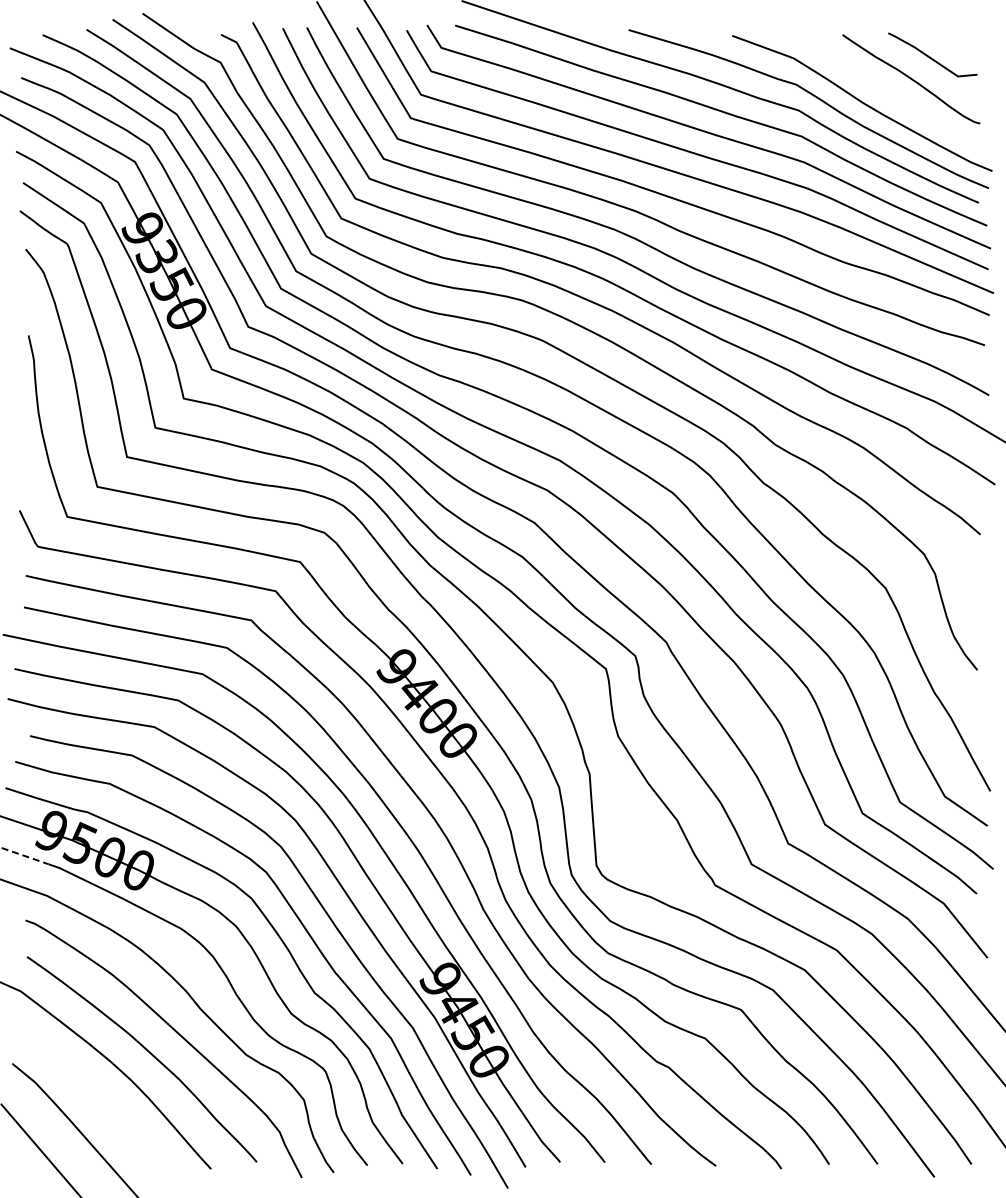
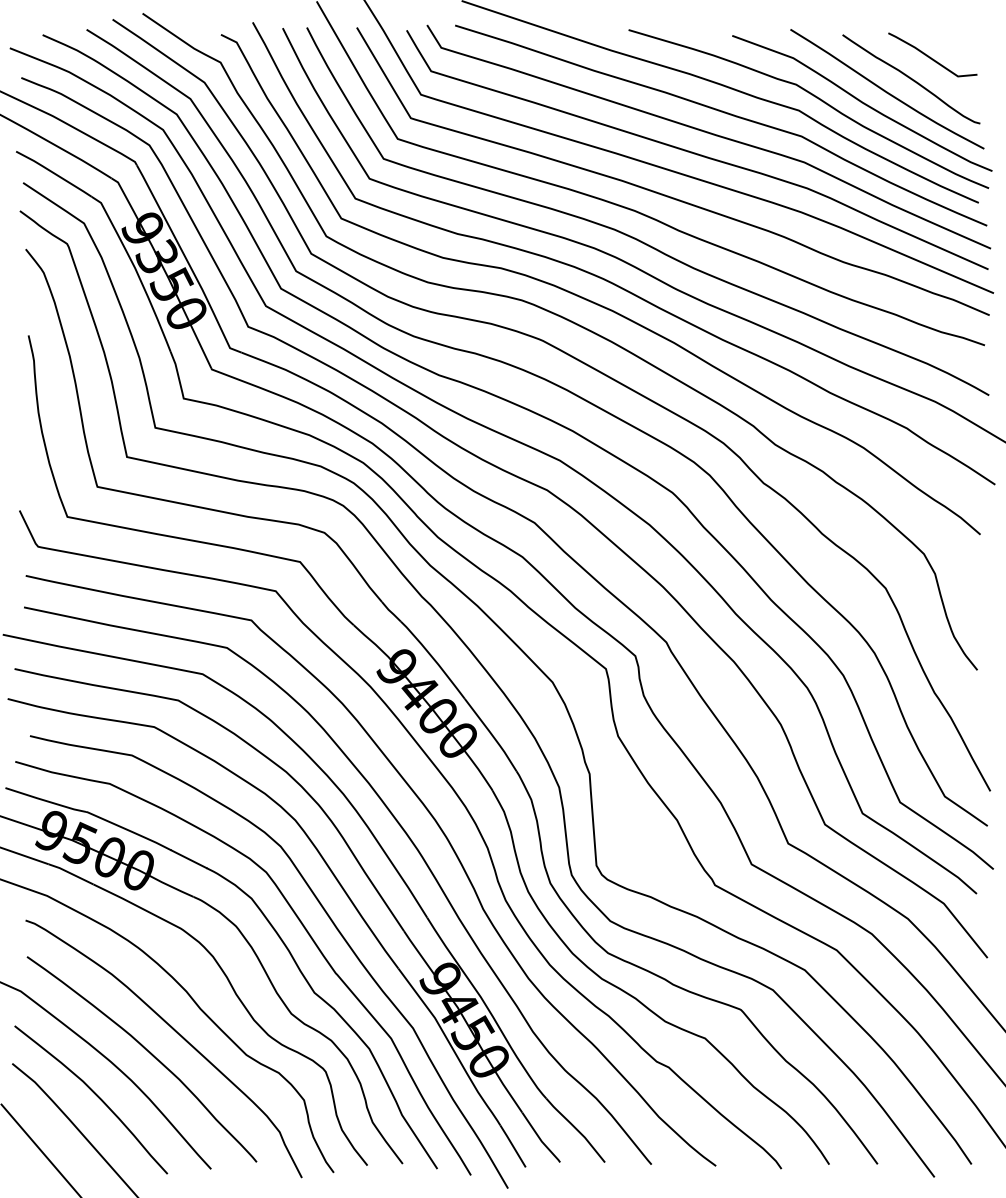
curve: none -> present (887, 91)
line: dashed -> solid (25, 856)
curve: none -> present (95, 1095)
